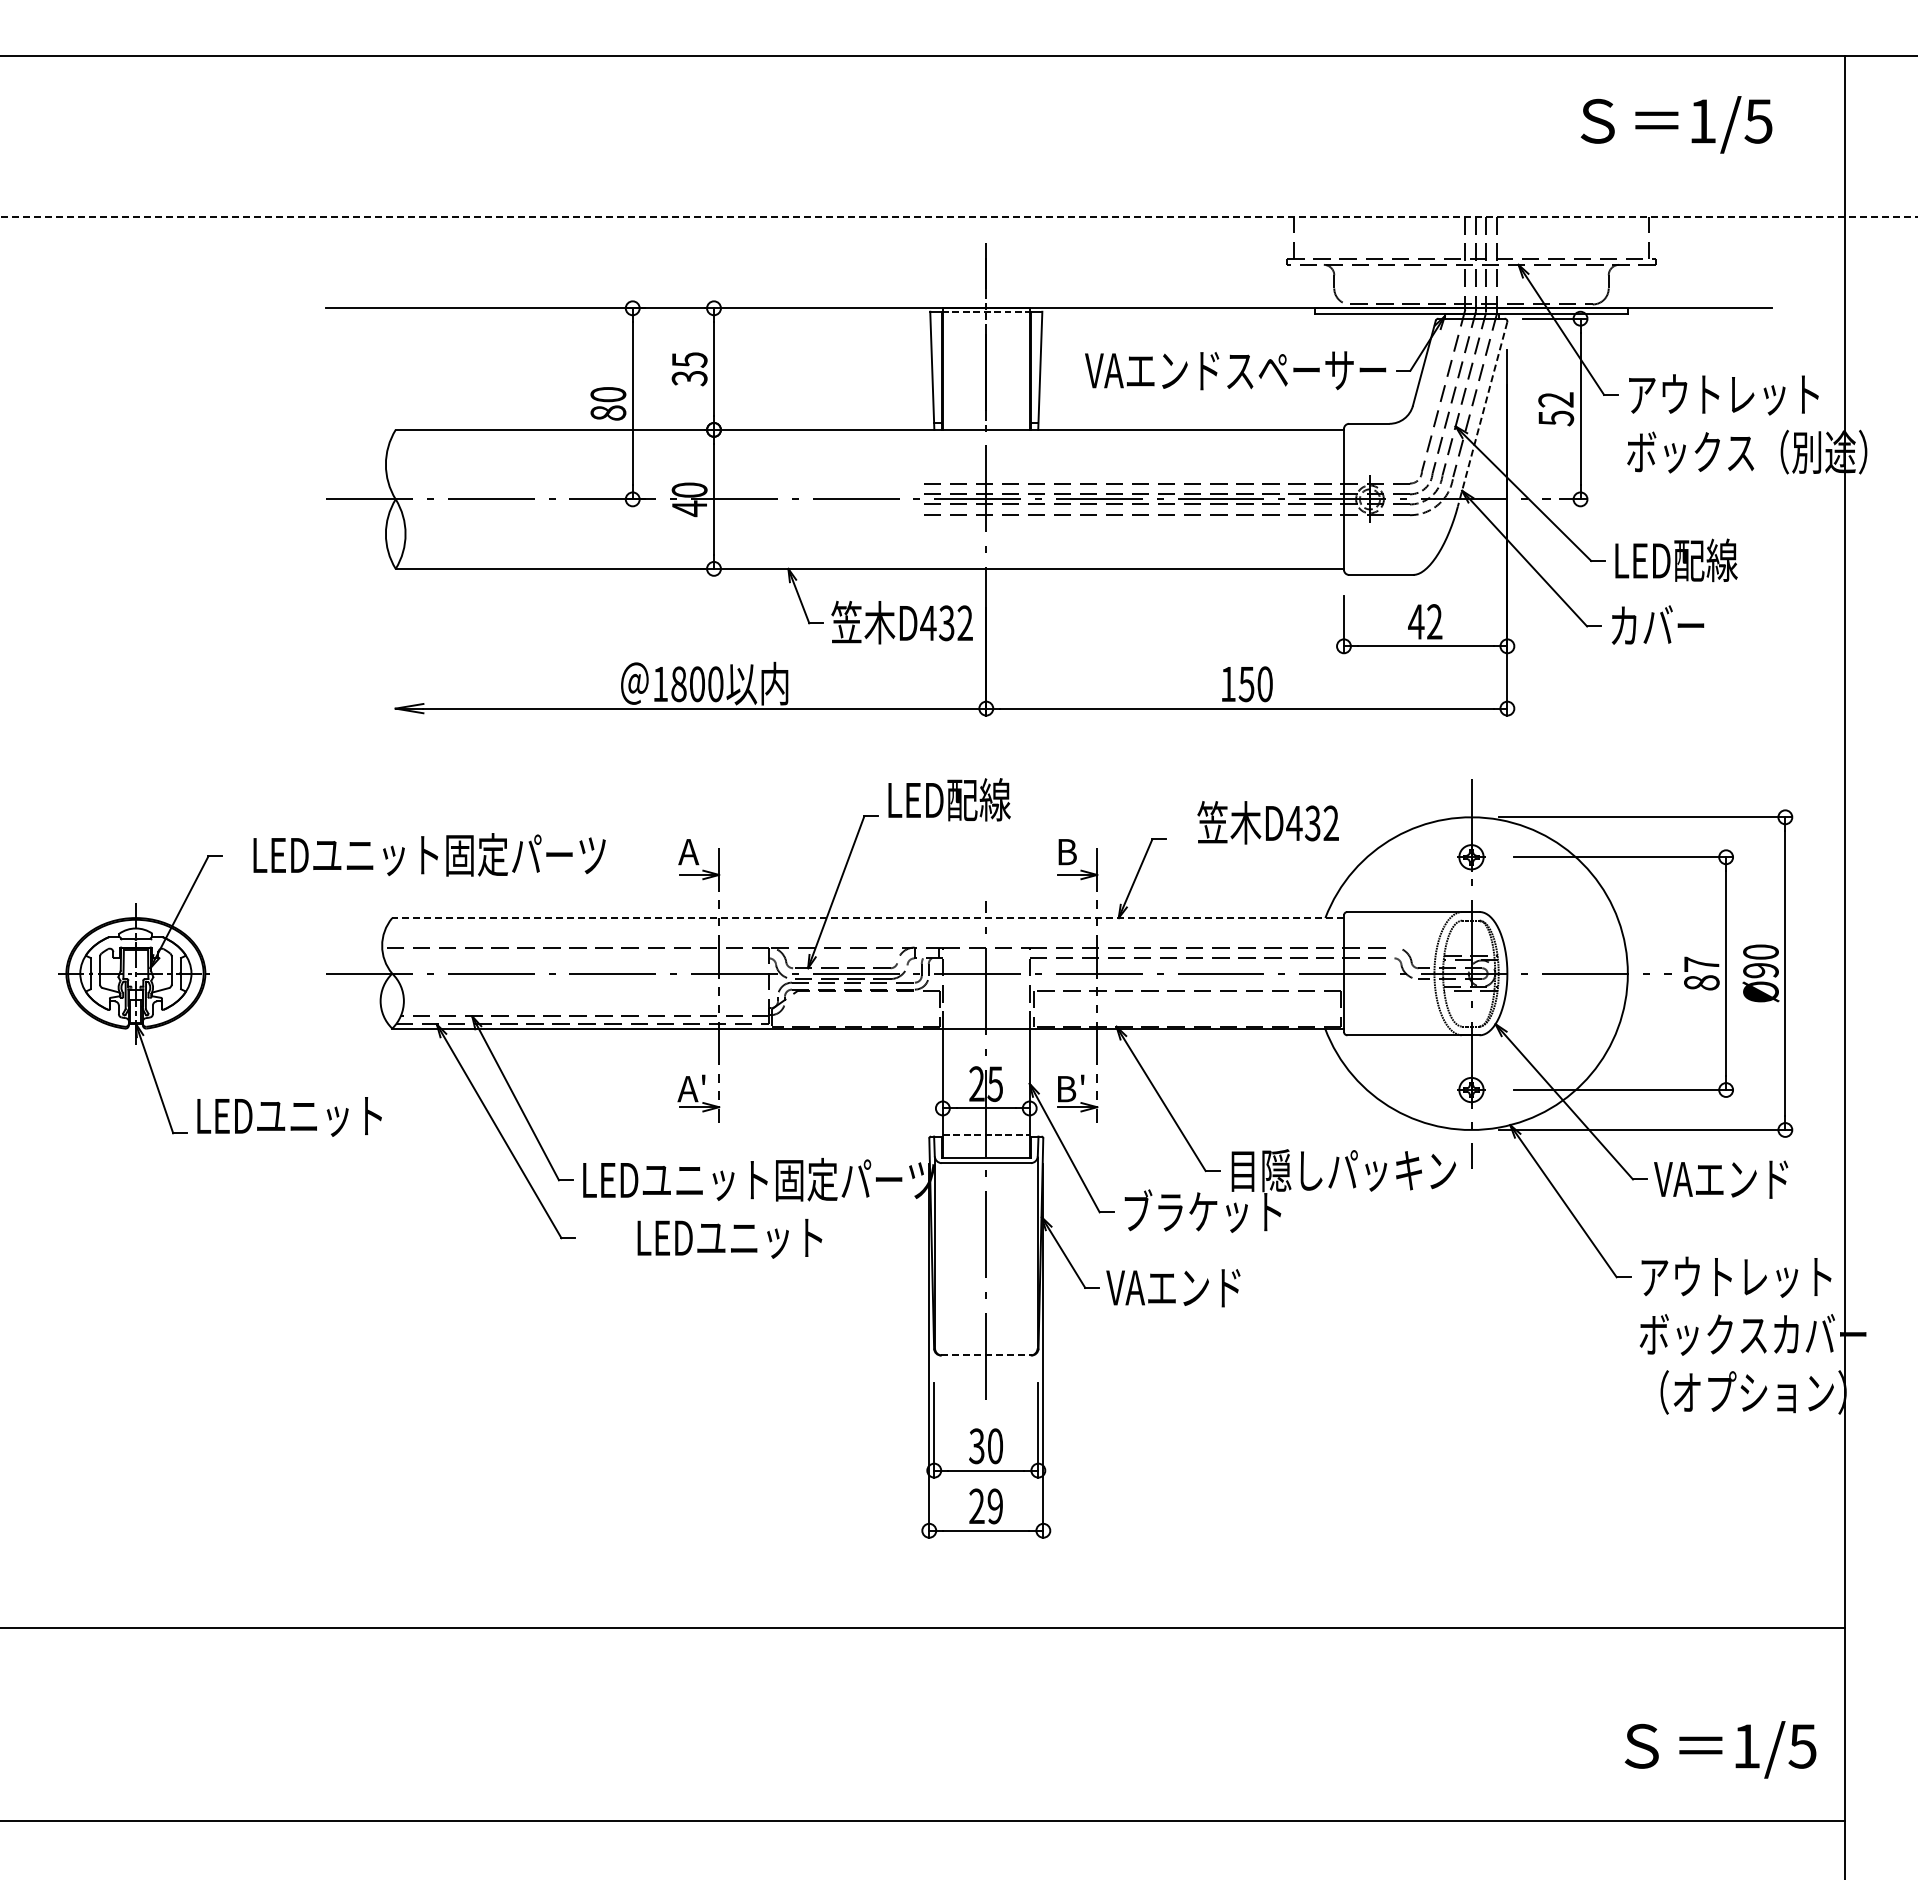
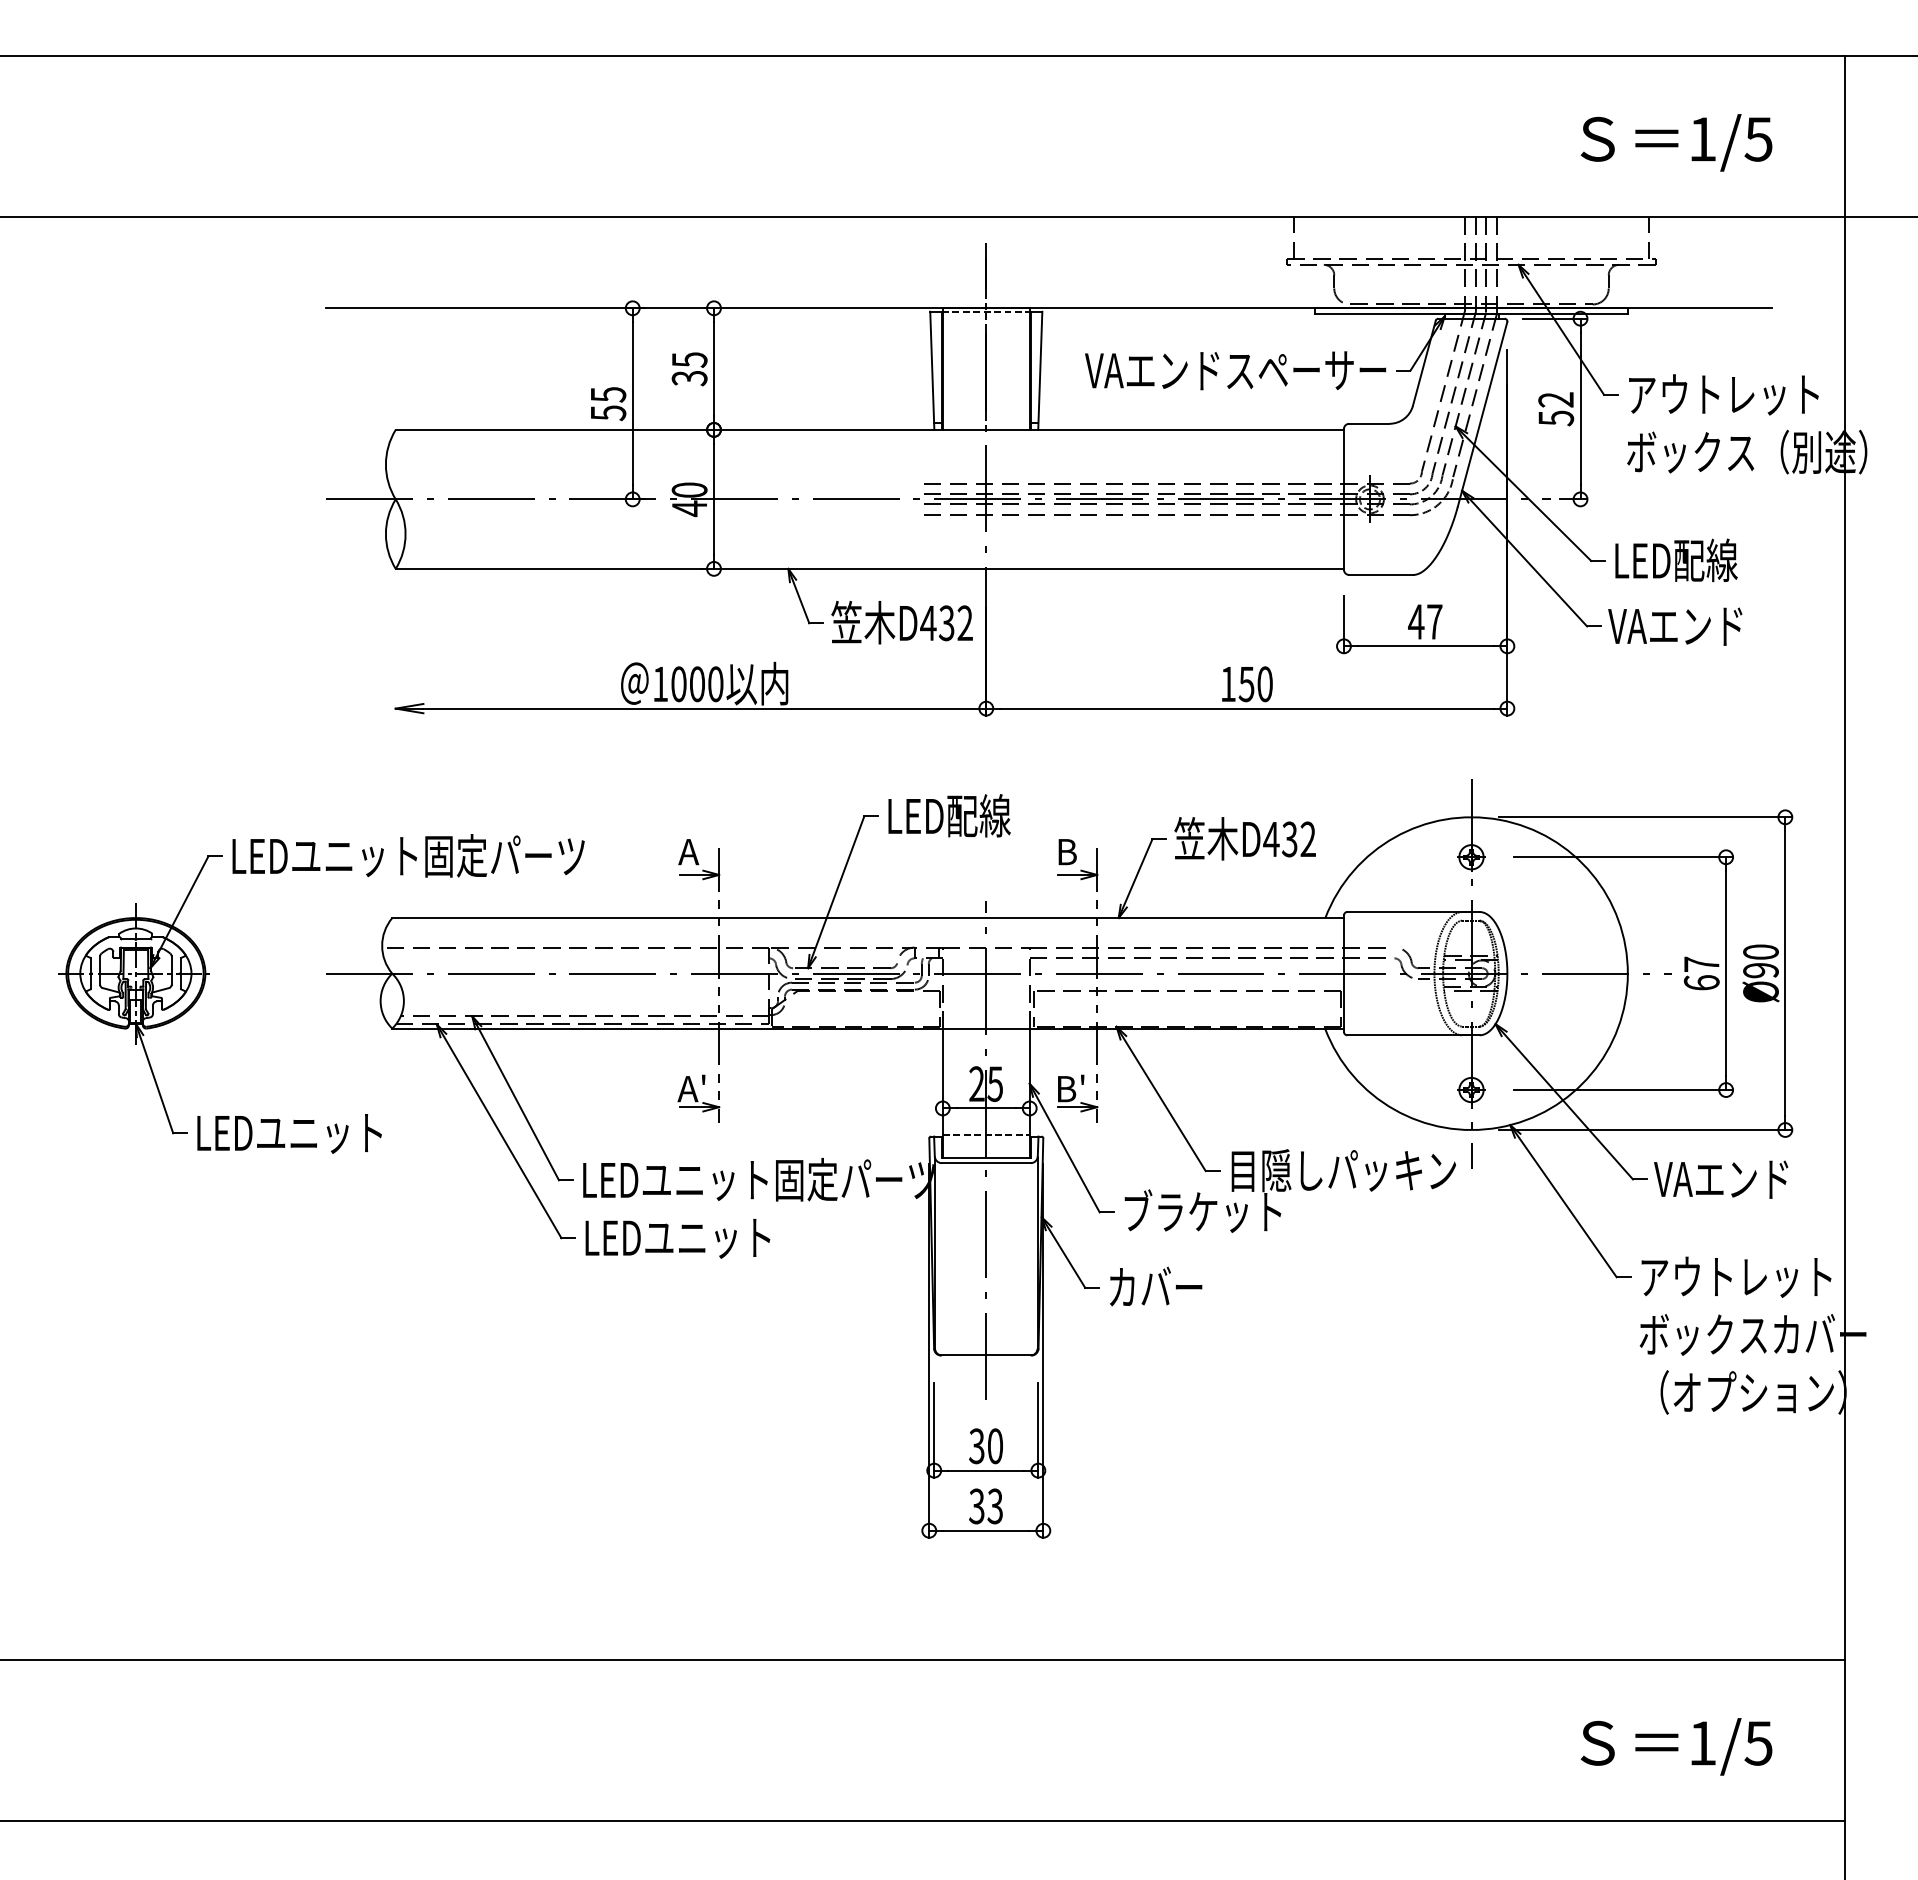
text position: (1676, 124) -> (1676, 142) (1676, 142)
line: dashed -> solid (959, 217)
text: 80 -> 55 (608, 404)
line: dashed -> solid (1482, 414)
text: 42 -> 47 (1434, 621)
text: カバー -> VAエンド (1675, 625)
text: 1800 -> 1000 (678, 684)
text position: (949, 799) -> (949, 815) (949, 815)
text position: (1267, 822) -> (1244, 838) (1244, 838)
text position: (429, 854) -> (408, 855) (408, 855)
line: dashed -> solid (868, 918)
text: 87 -> 67 (1701, 982)
text position: (289, 1116) -> (289, 1133) (289, 1133)
text position: (729, 1238) -> (677, 1238) (677, 1238)
text: VAエンド -> カバー (1173, 1286)
line: dashed -> solid (986, 1355)
text: 29 -> 33 (985, 1506)
line position: (923, 1628) -> (923, 1660) (923, 1660)
text position: (1720, 1749) -> (1676, 1746) (1676, 1746)
